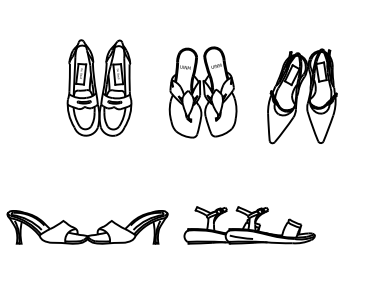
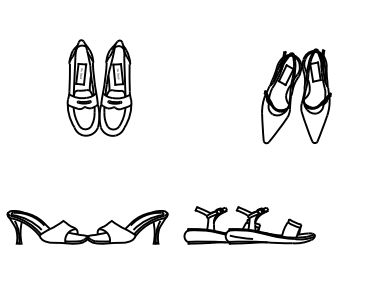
part: present -> none (202, 92)
part position: (302, 96) -> (296, 96) (296, 96)
